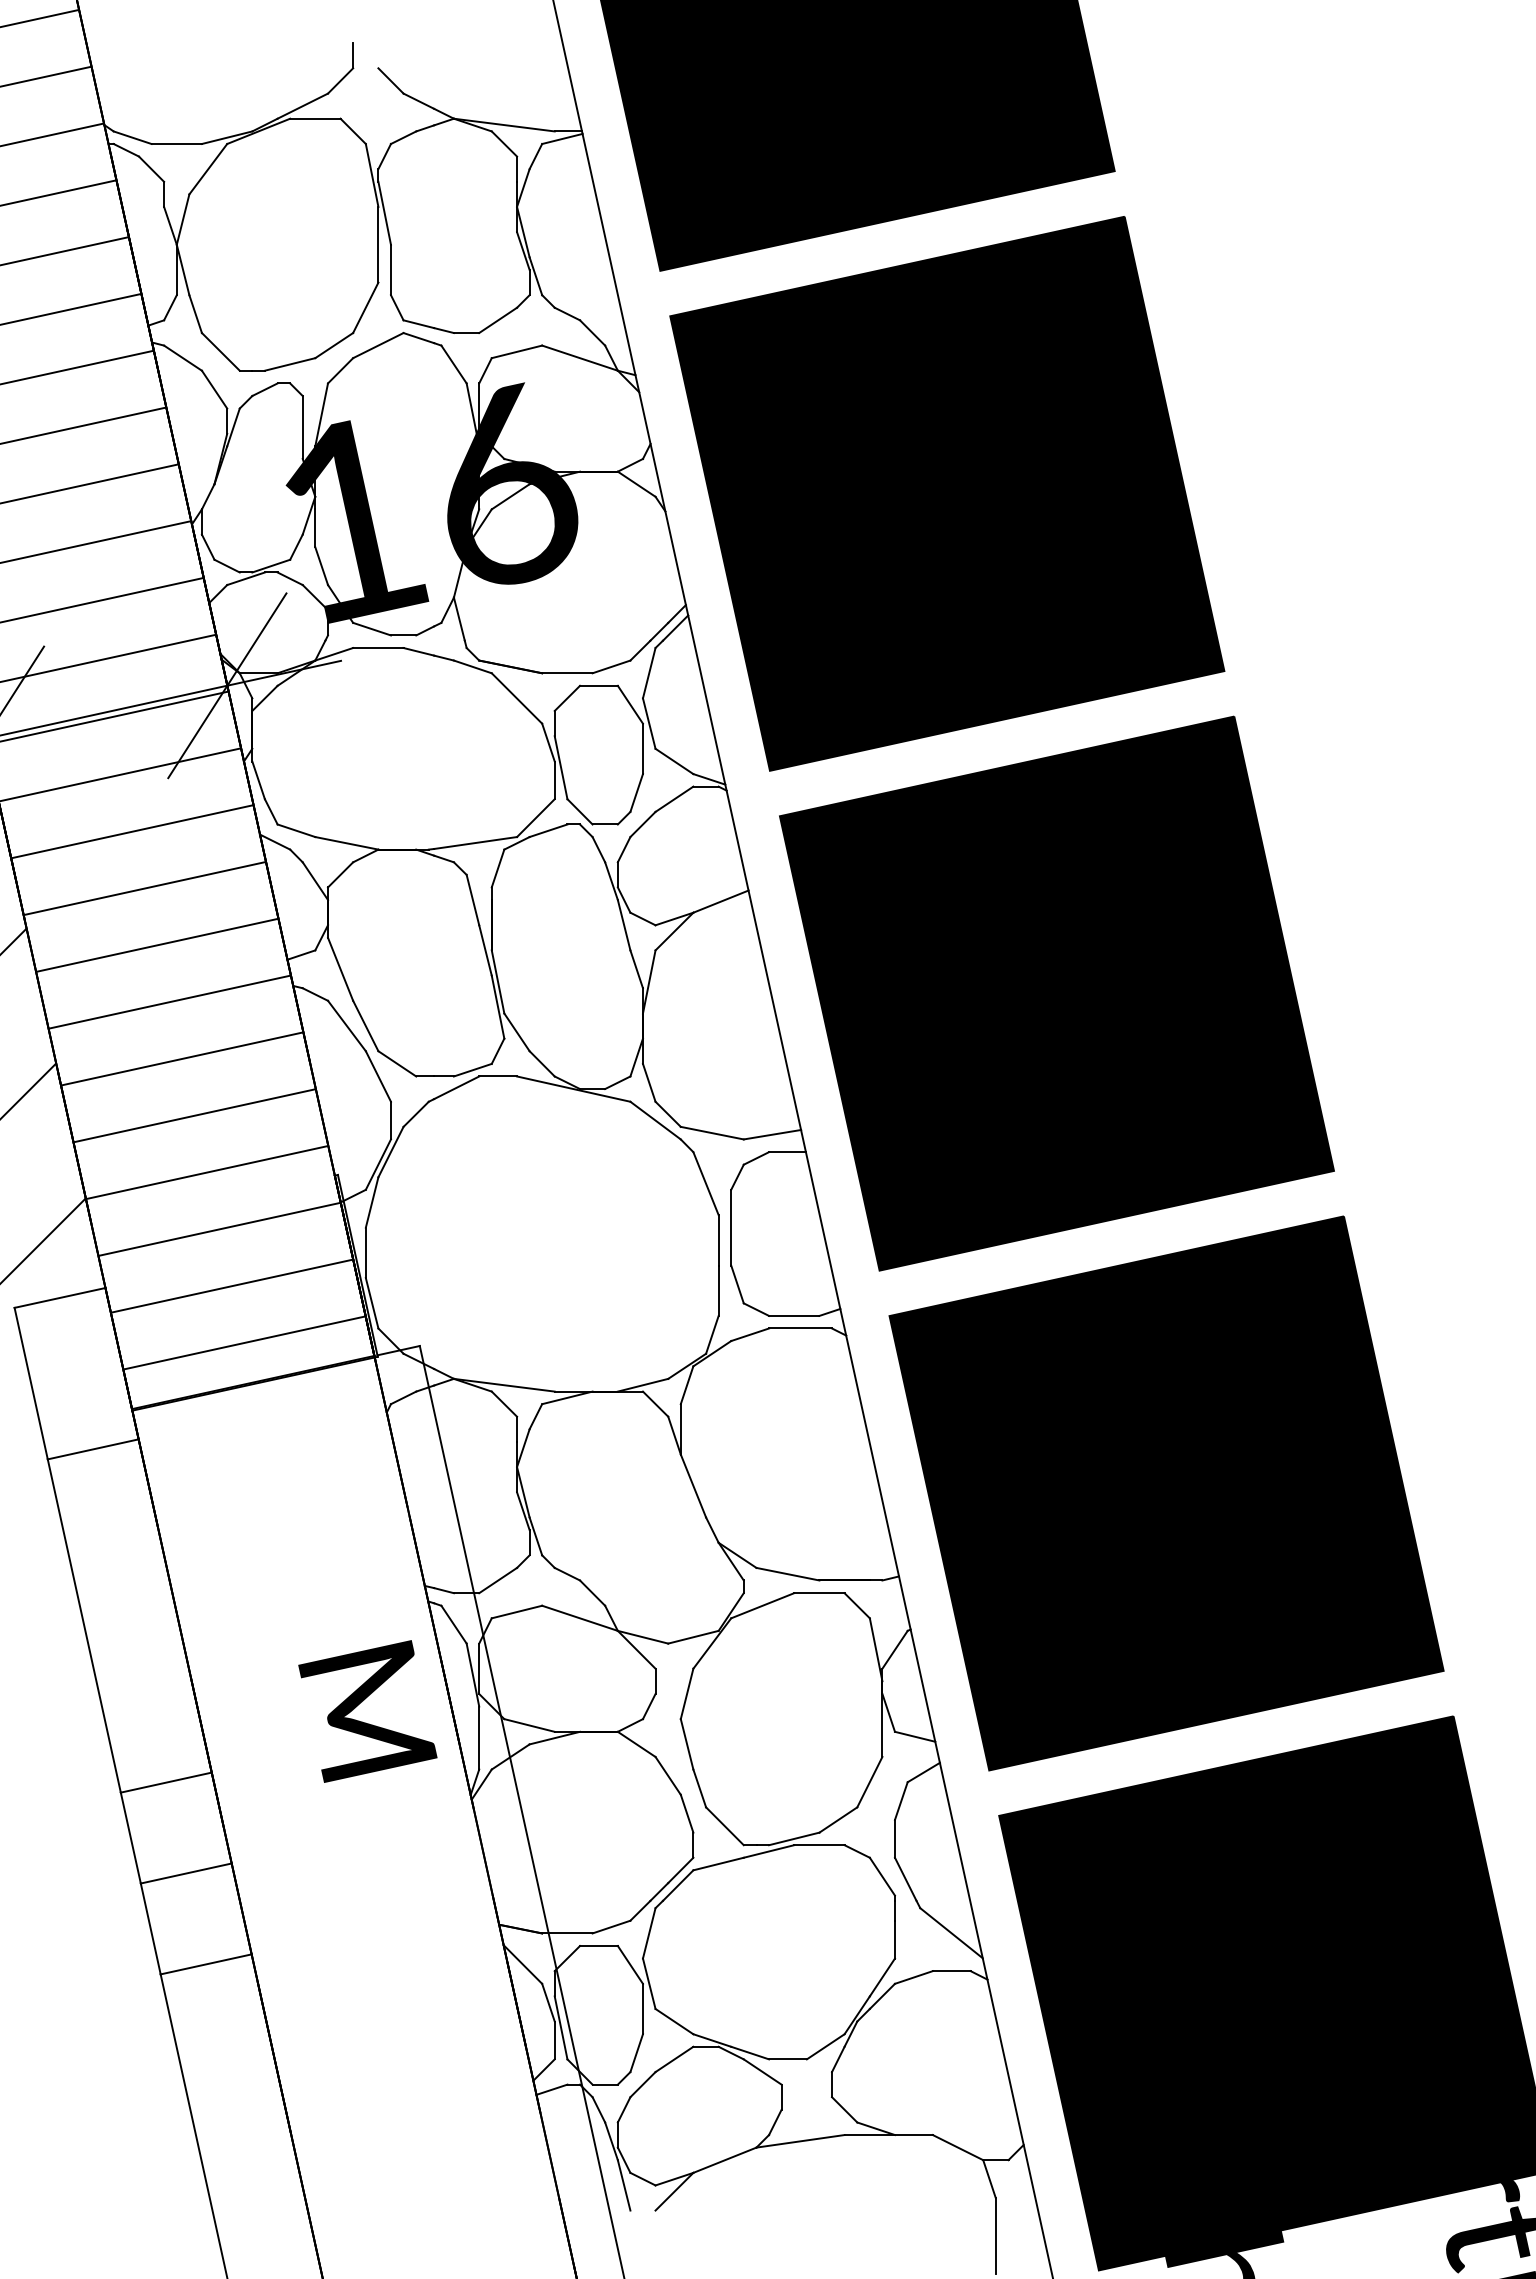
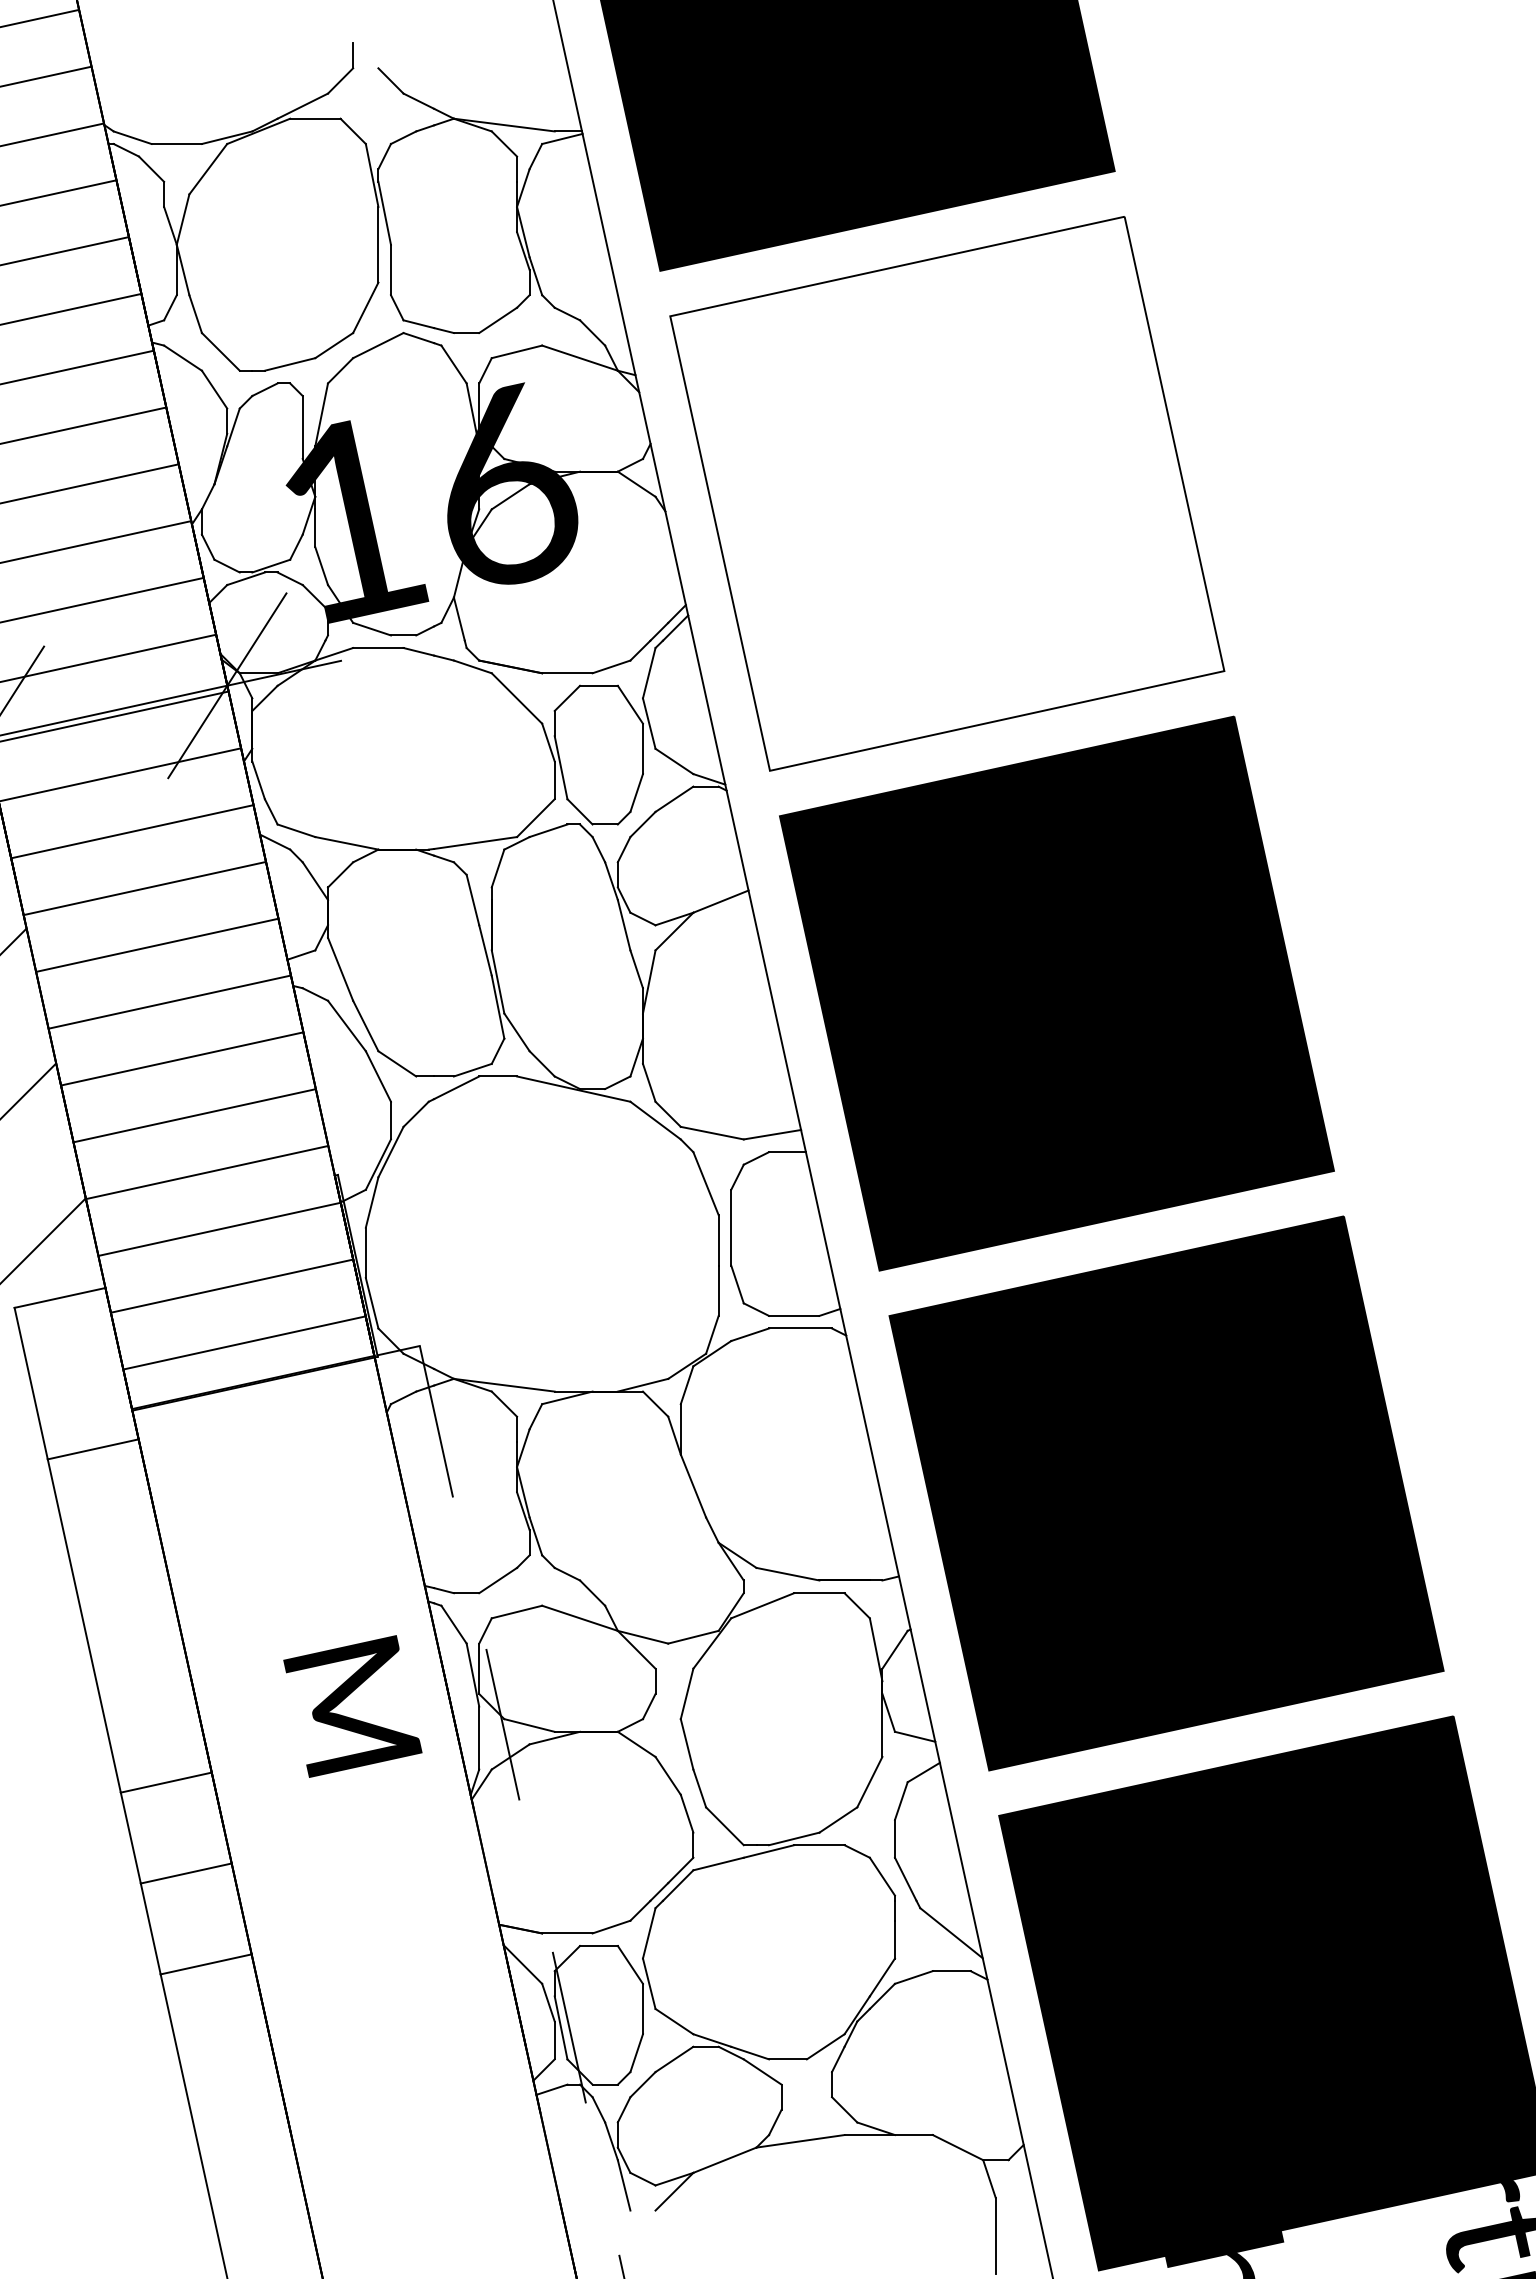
fill: present -> none (947, 493)
text position: (367, 1711) -> (352, 1706) (352, 1706)
line: solid -> dashed (522, 1812)
